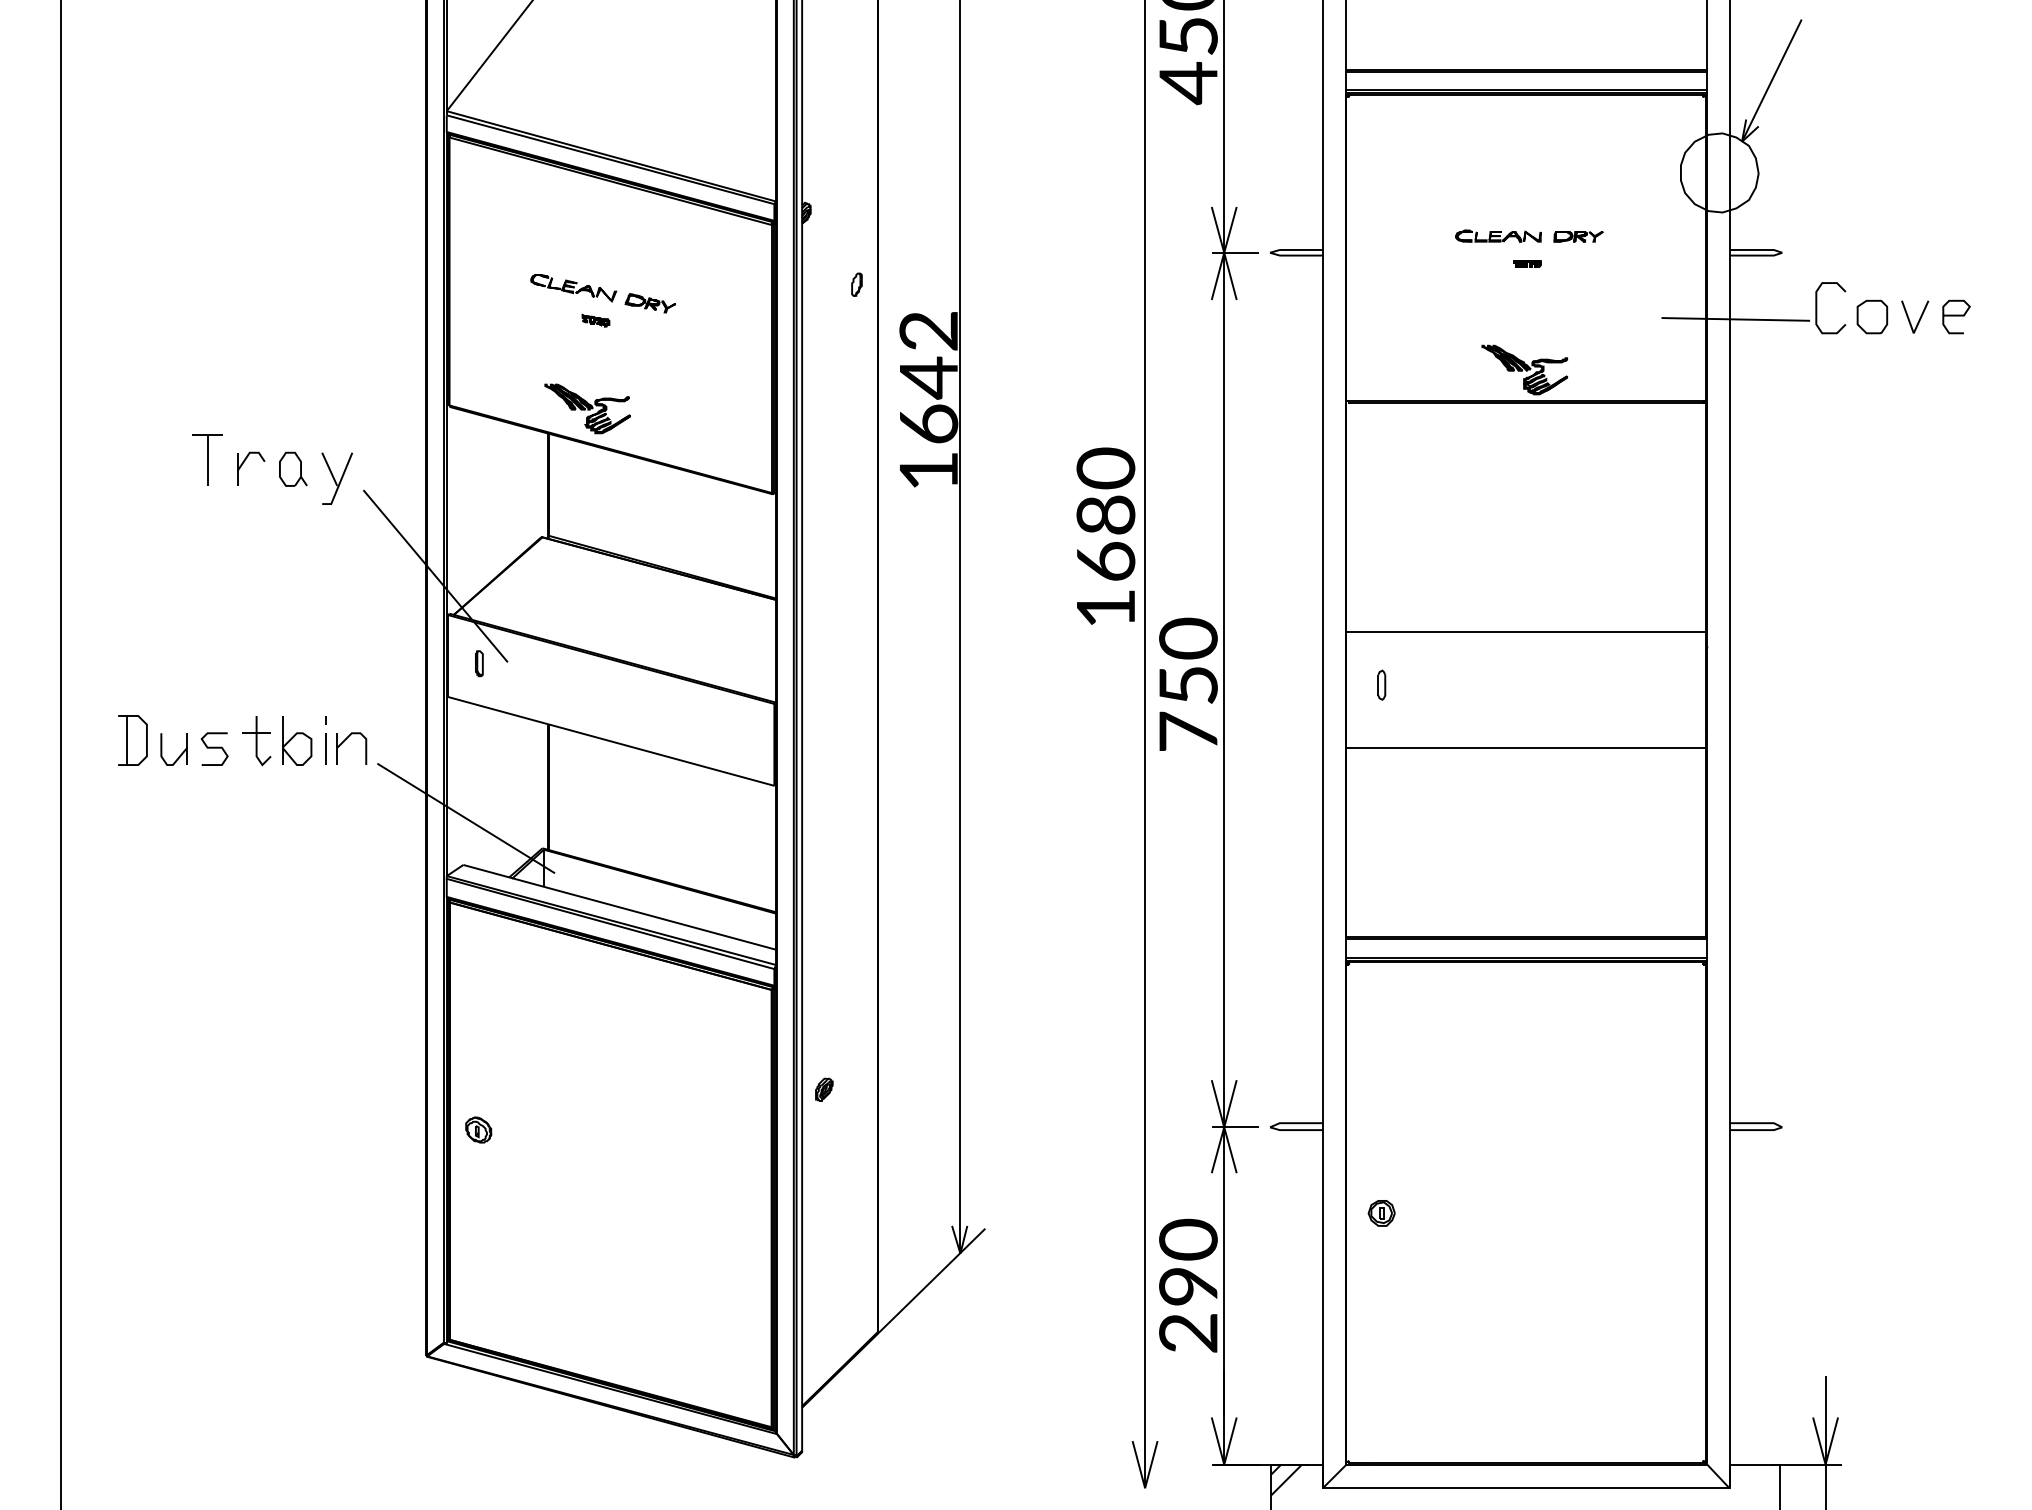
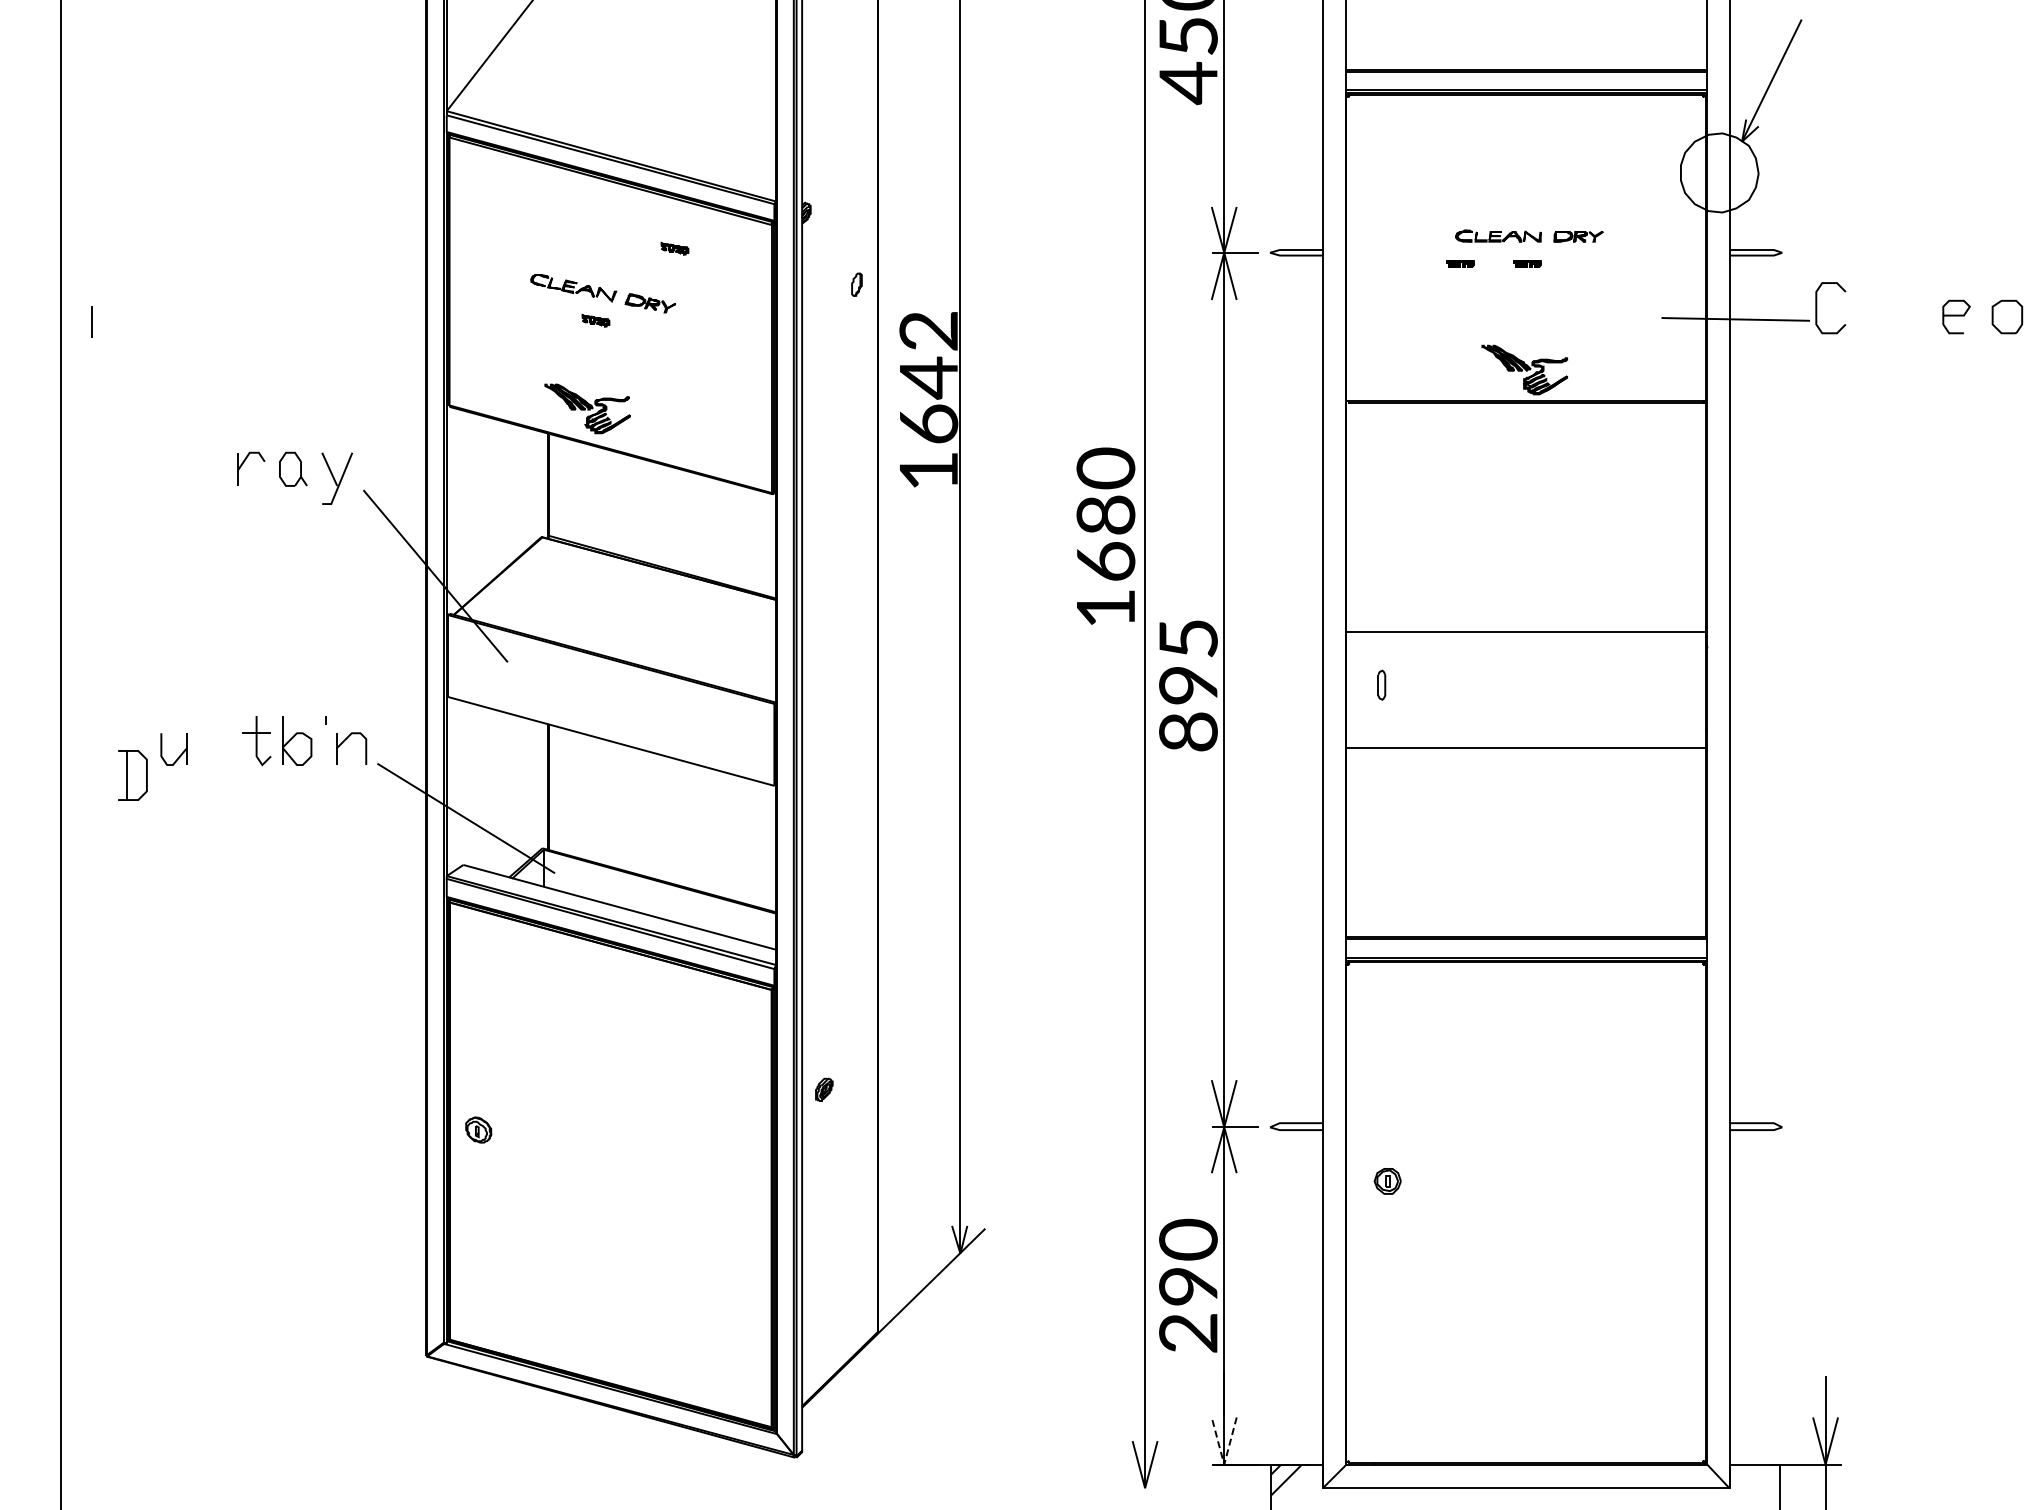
part: none -> present (674, 248)
part: none -> present (1460, 263)
part position: (1872, 316) -> (2007, 316) (2007, 316)
line: present -> none (1919, 317)
part: present -> none (207, 459)
part: present -> none (479, 663)
text: 750 -> 895 (1188, 684)
part position: (132, 740) -> (132, 775) (132, 775)
curve: present -> none (214, 748)
line position: (325, 748) -> (91, 321) (91, 321)
part position: (1381, 1213) -> (1387, 1181) (1387, 1181)
line: solid -> dashed (1224, 1464)
